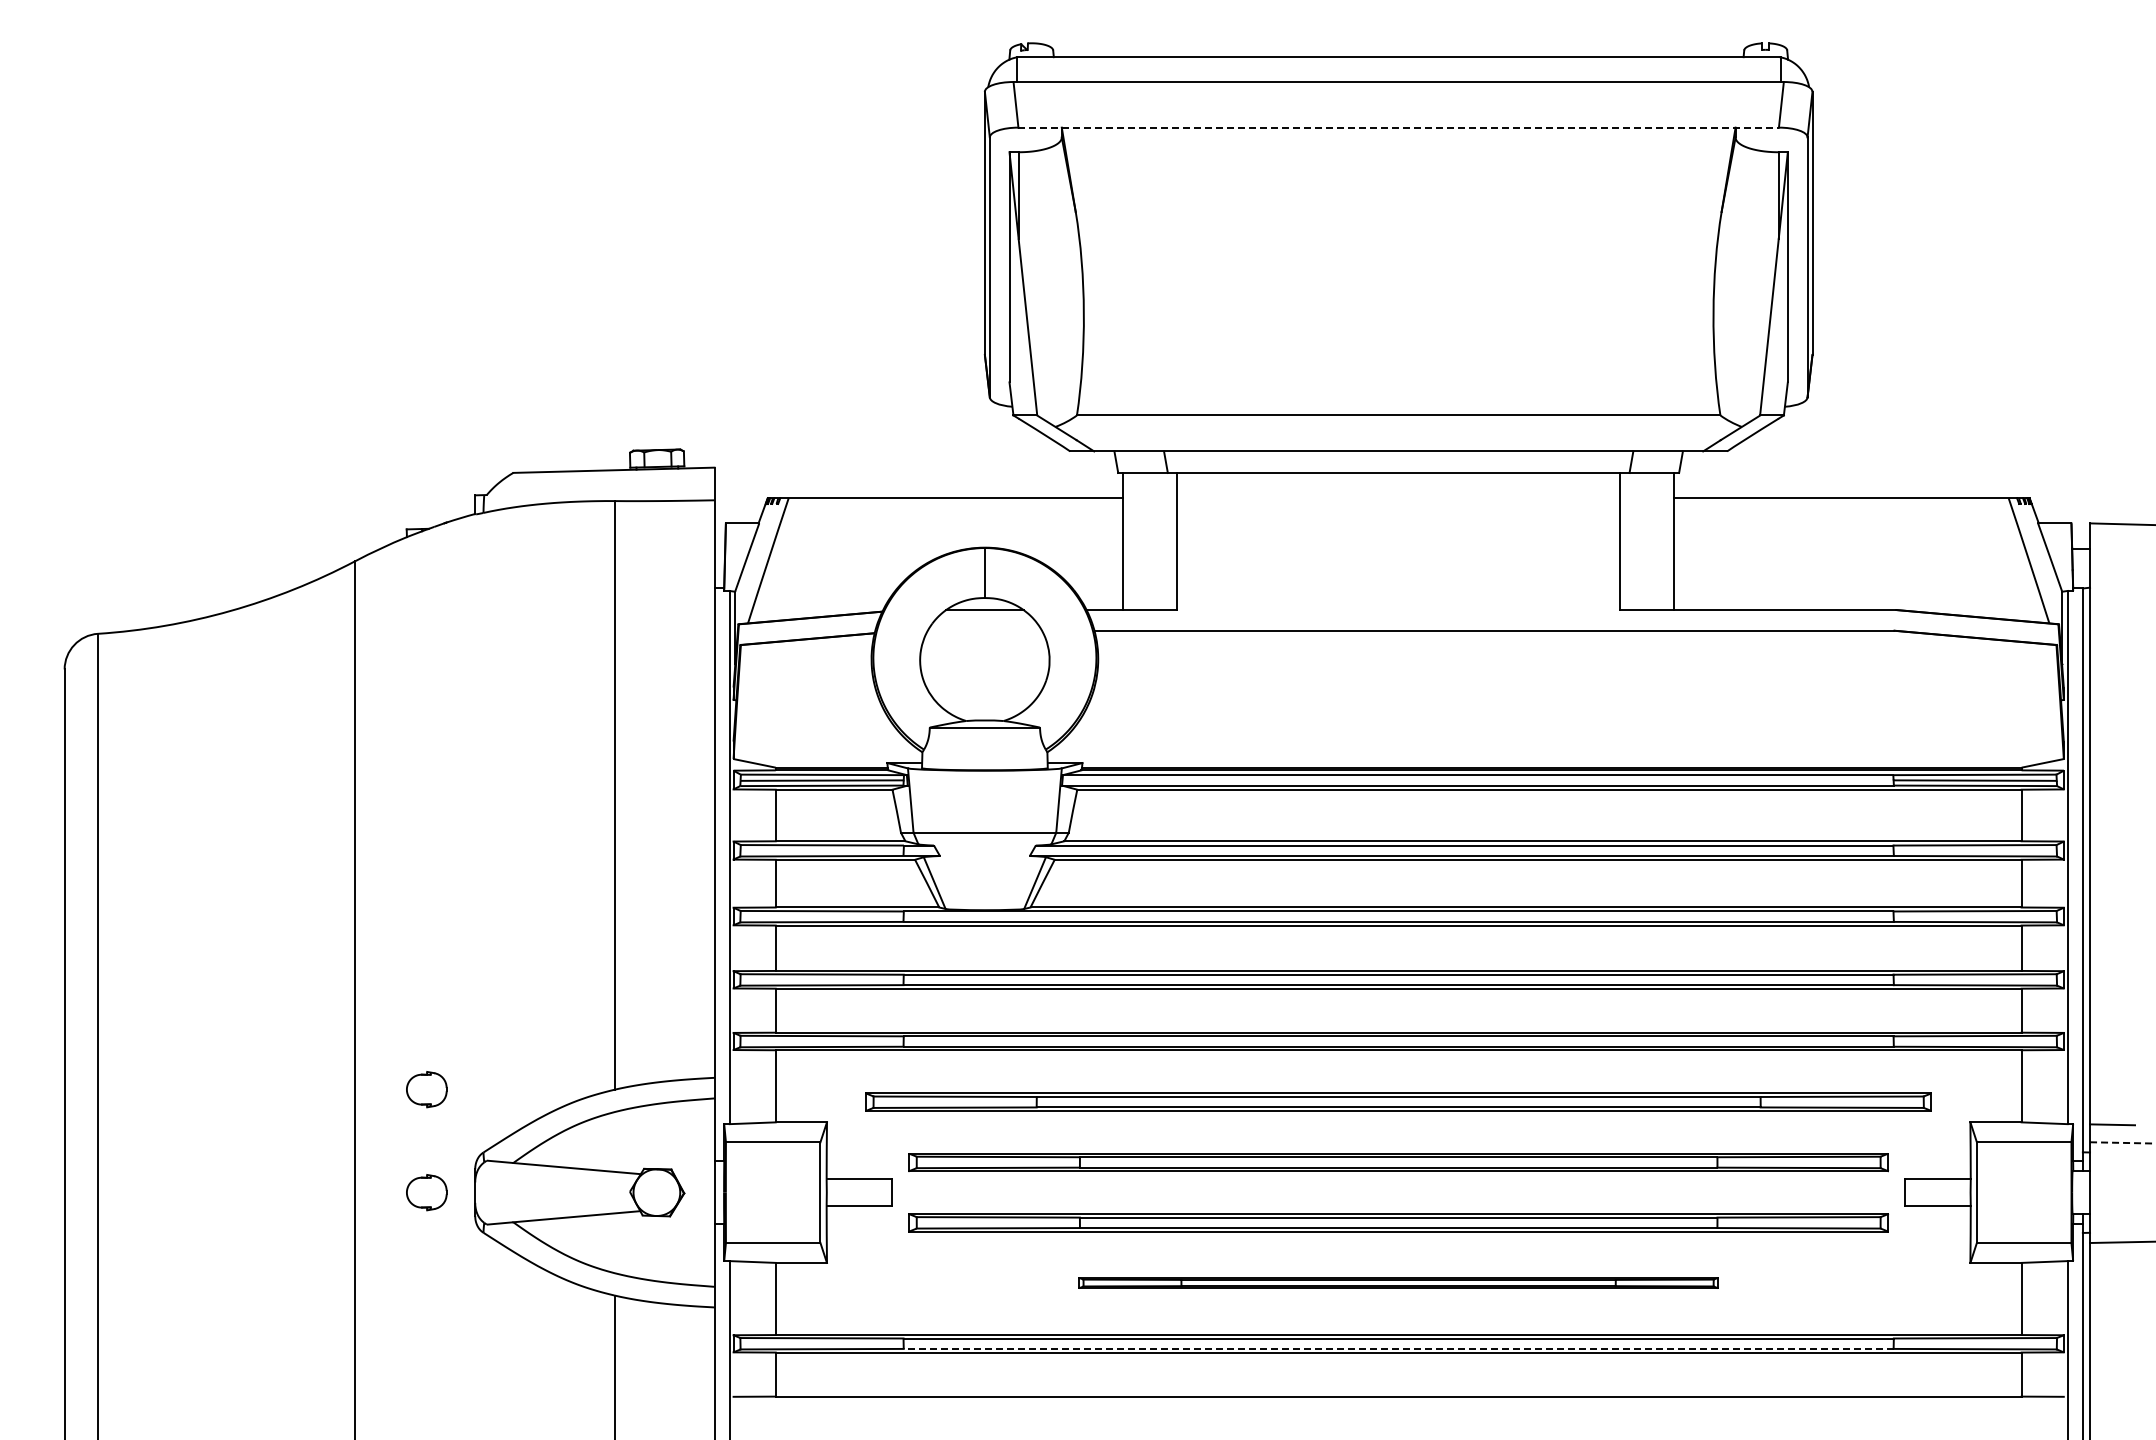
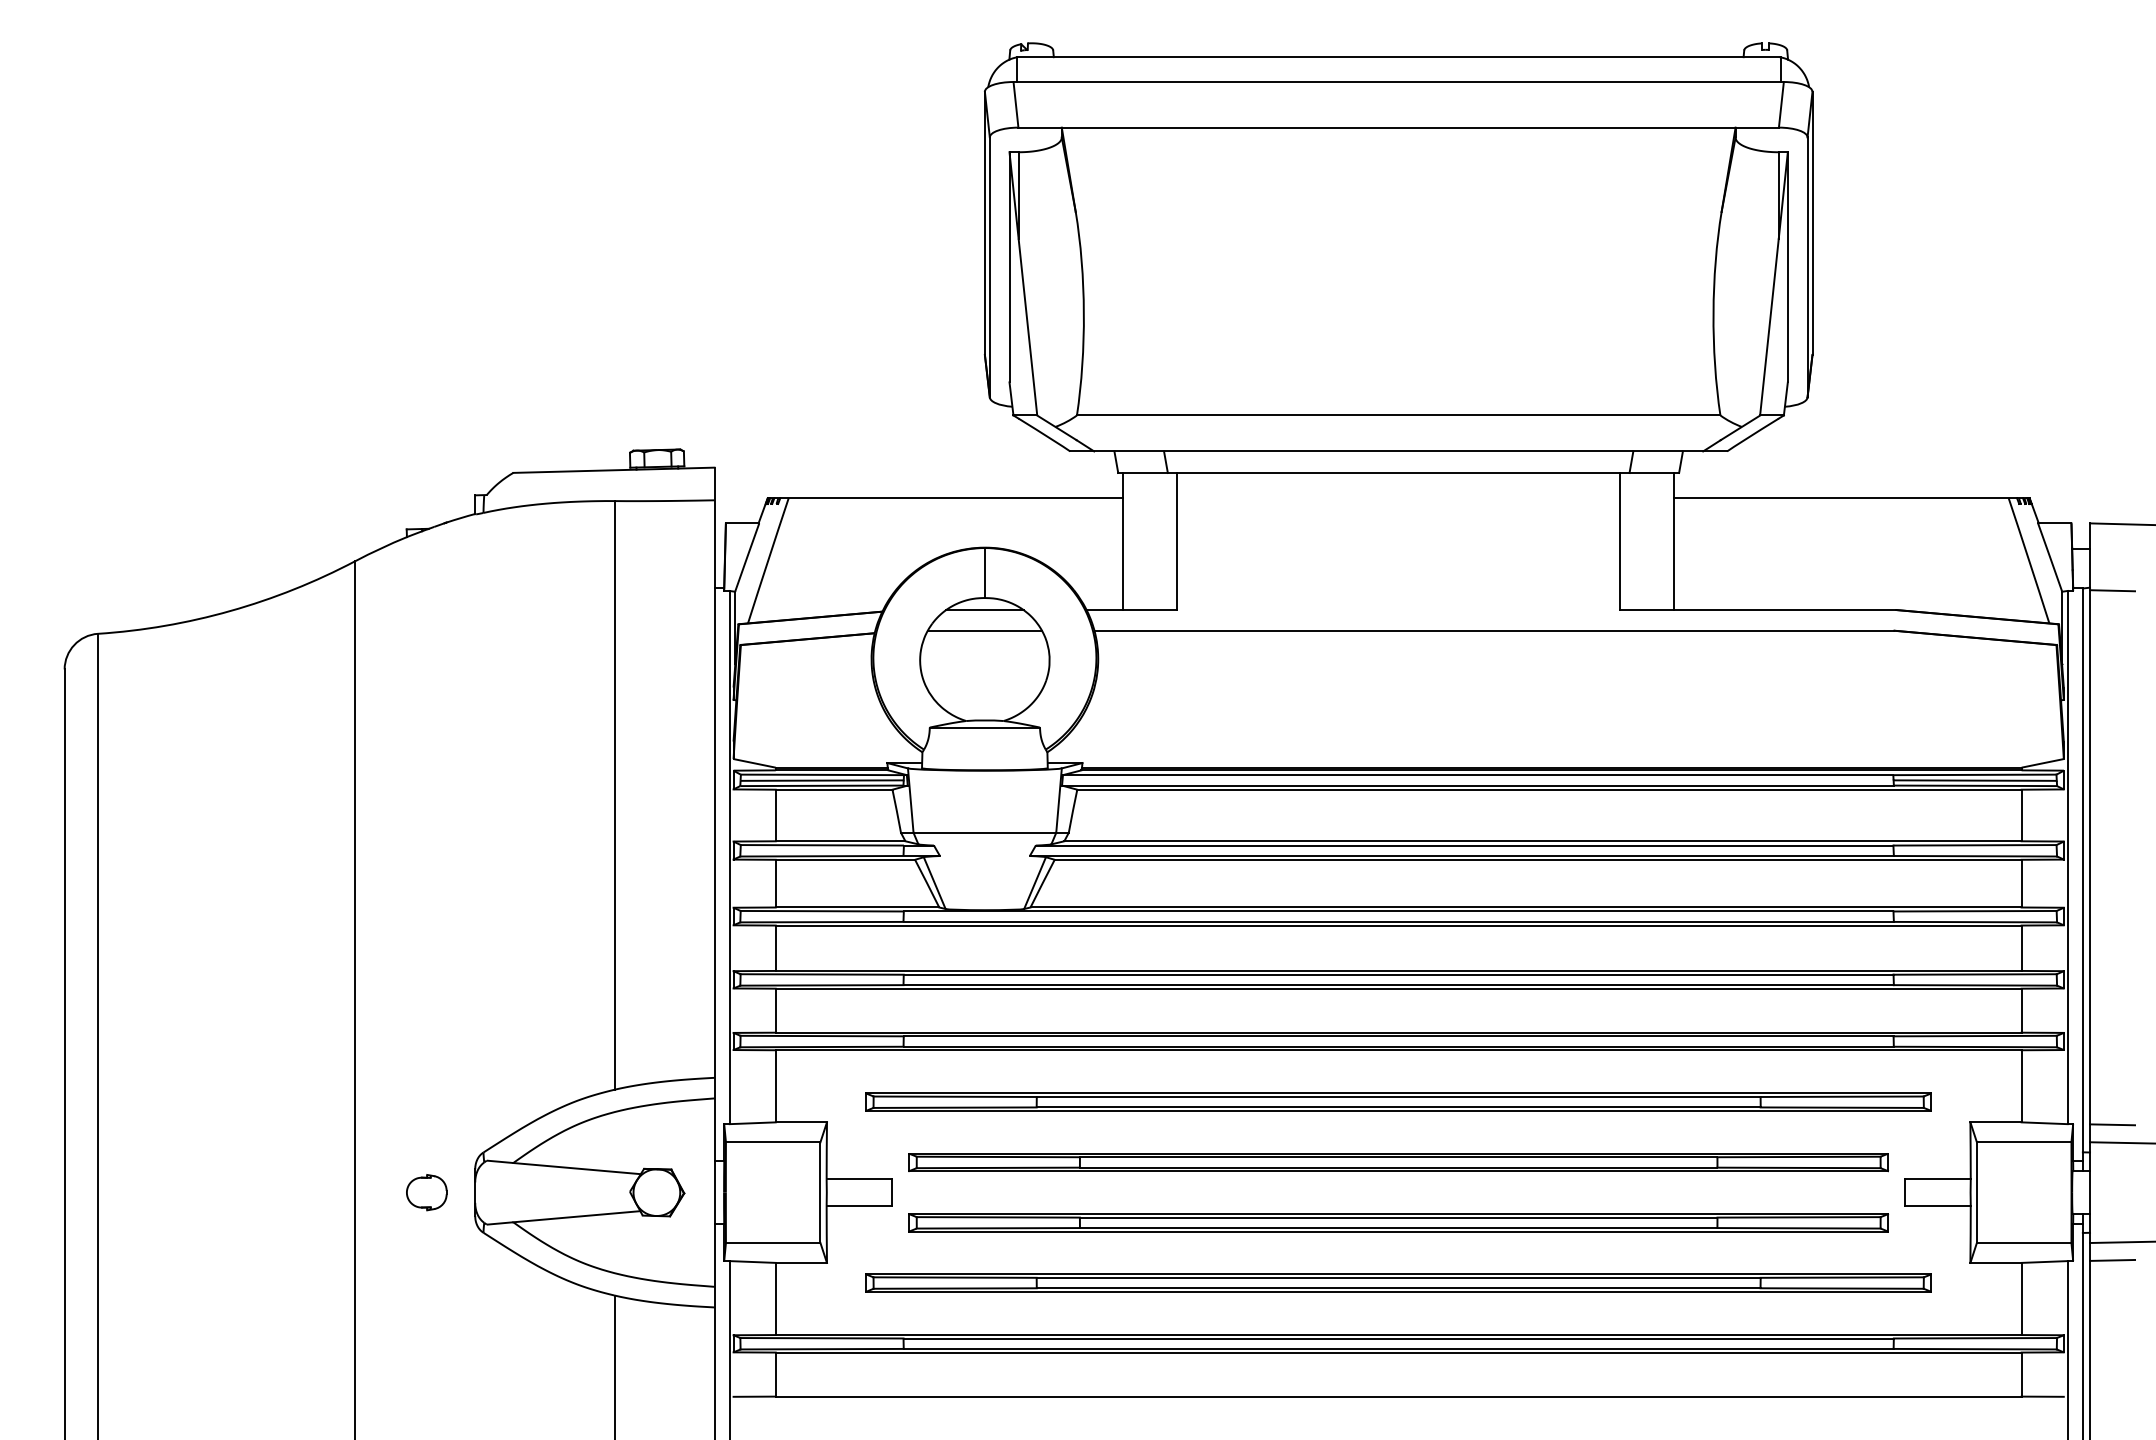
line: dashed -> solid (1399, 127)
line: none -> present (2112, 590)
line: none -> present (984, 630)
part: present -> none (426, 1089)
line: dashed -> solid (2122, 1142)
line: none -> present (2112, 1259)
part size: 641x12 px -> 1067x20 px (1398, 1282)
line: dashed -> solid (1398, 1348)
